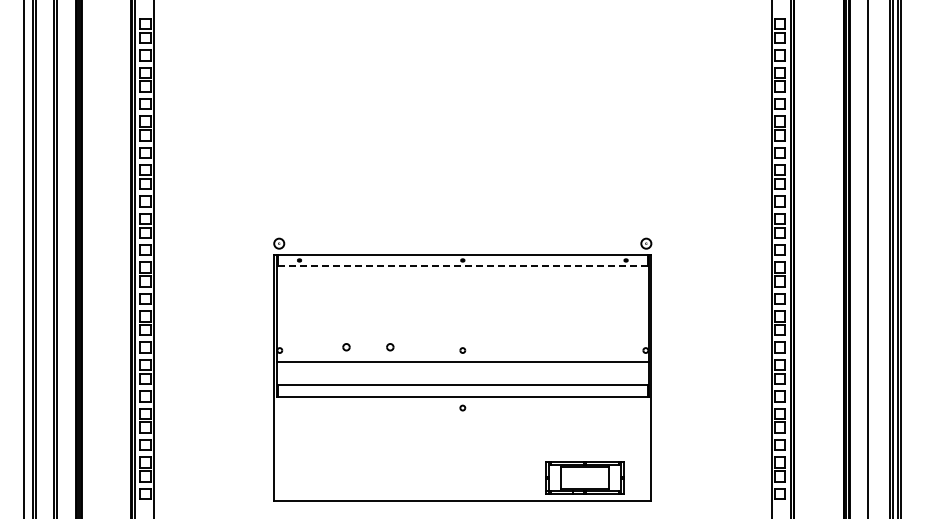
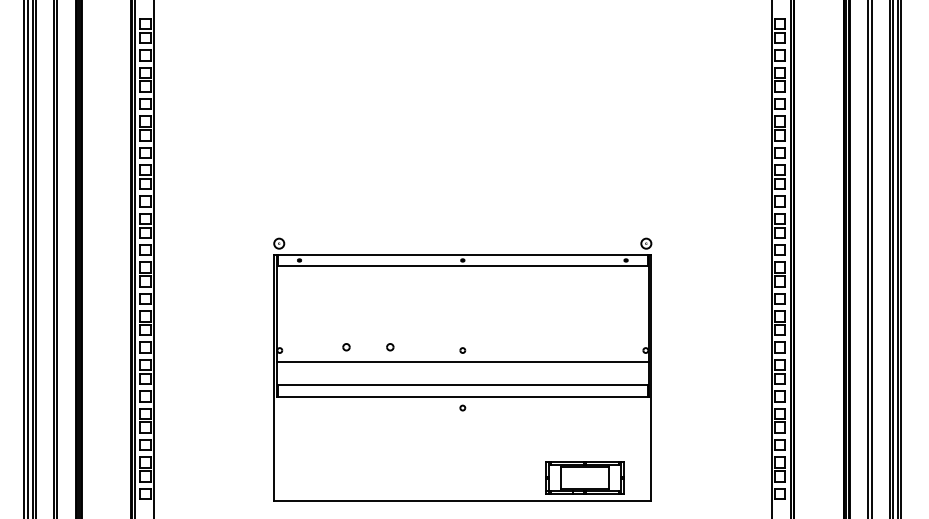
line: none -> present (27, 258)
line: none -> present (871, 258)
line: dashed -> solid (463, 266)
